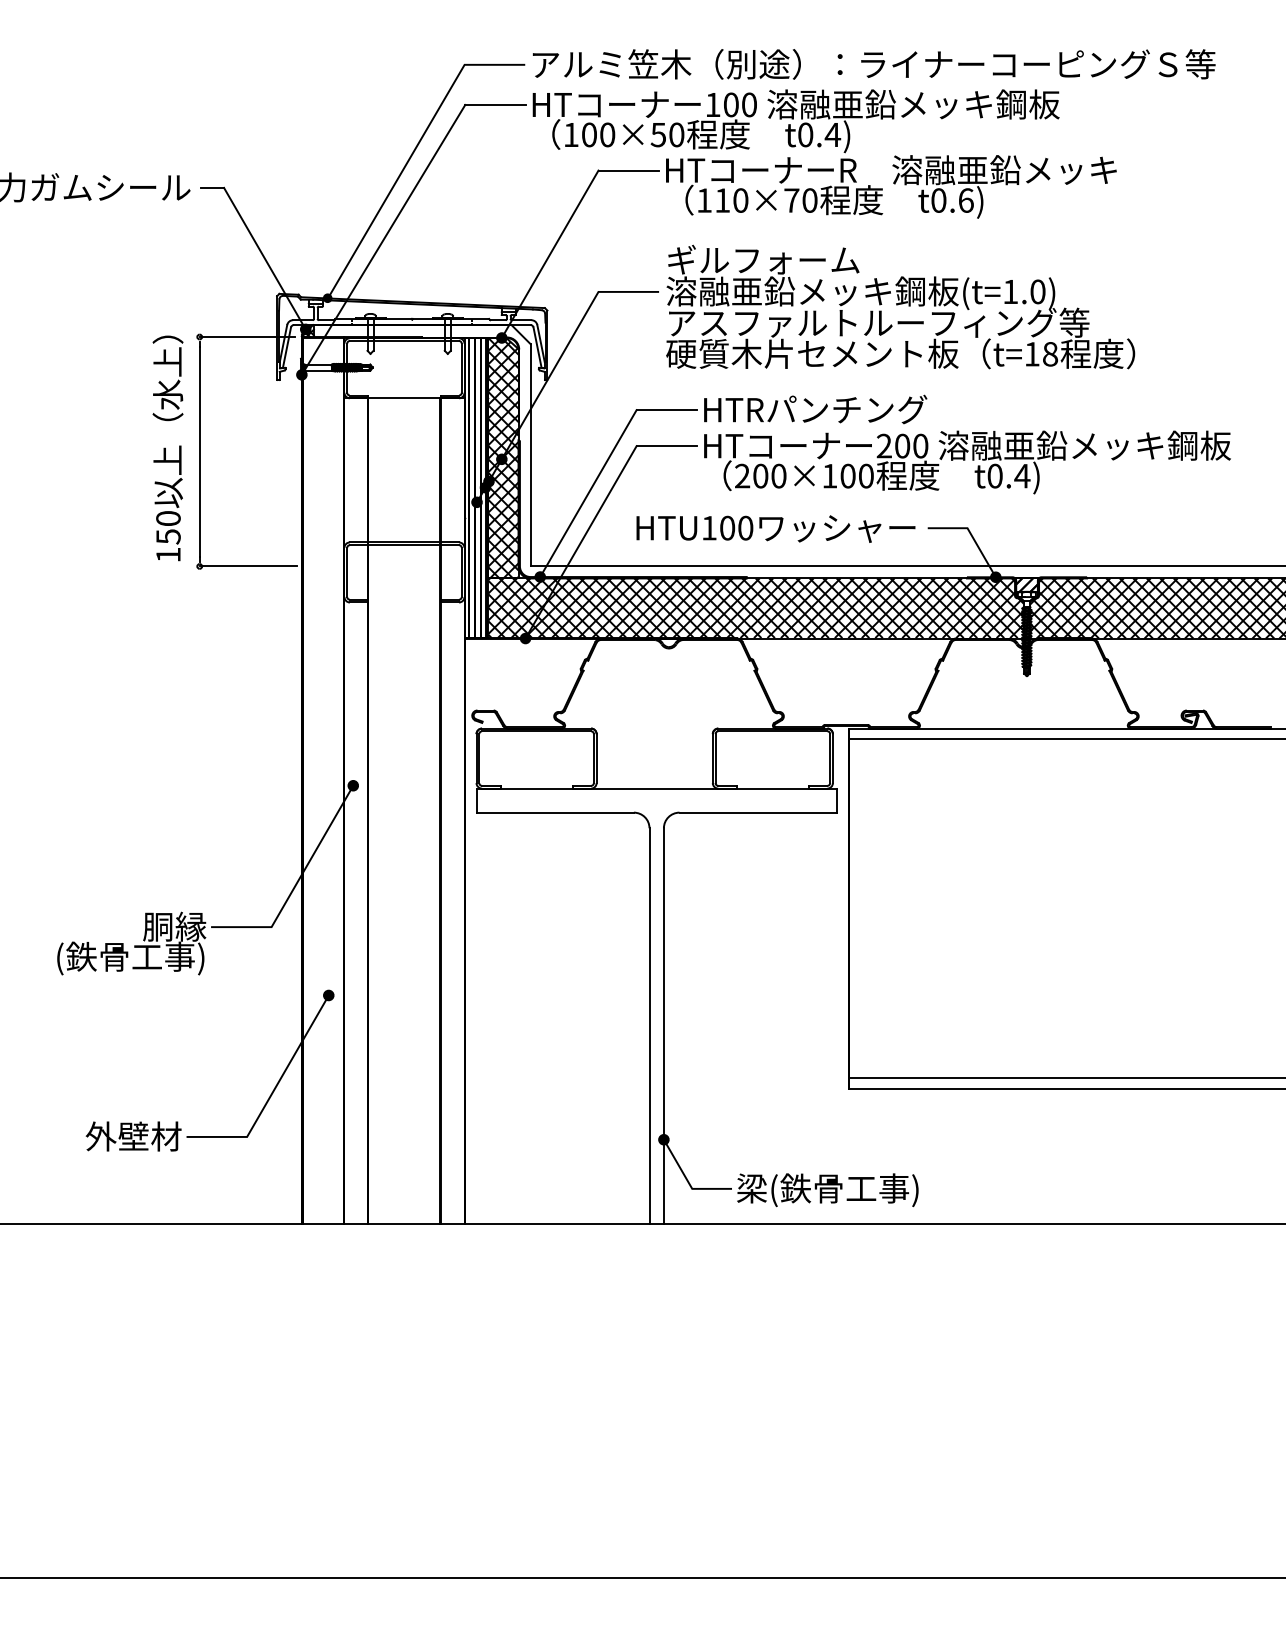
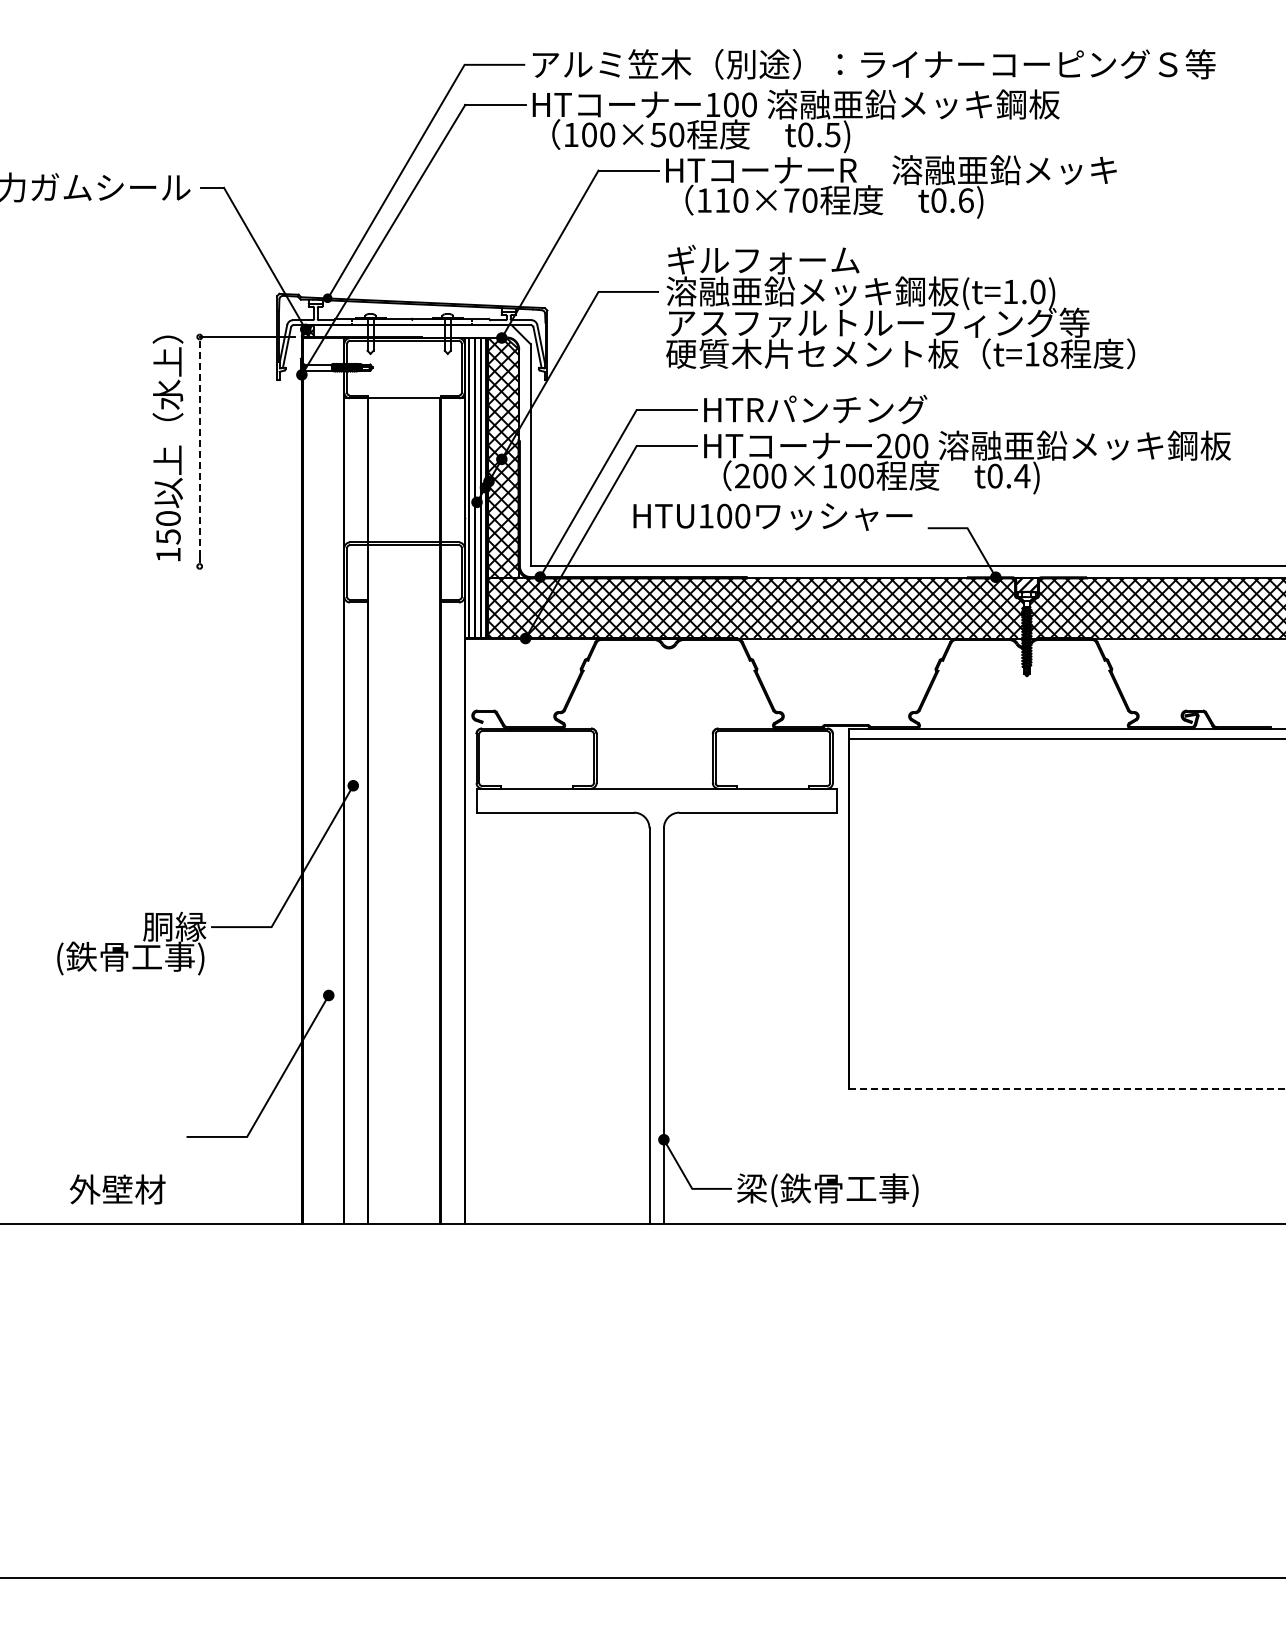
text: t0.4) -> t0.5) (832, 135)
line: solid -> dashed (199, 451)
text position: (775, 528) -> (772, 516) (772, 516)
line: present -> none (247, 566)
line: present -> none (1065, 1078)
line: solid -> dashed (1067, 1088)
text position: (133, 1136) -> (117, 1189) (117, 1189)
